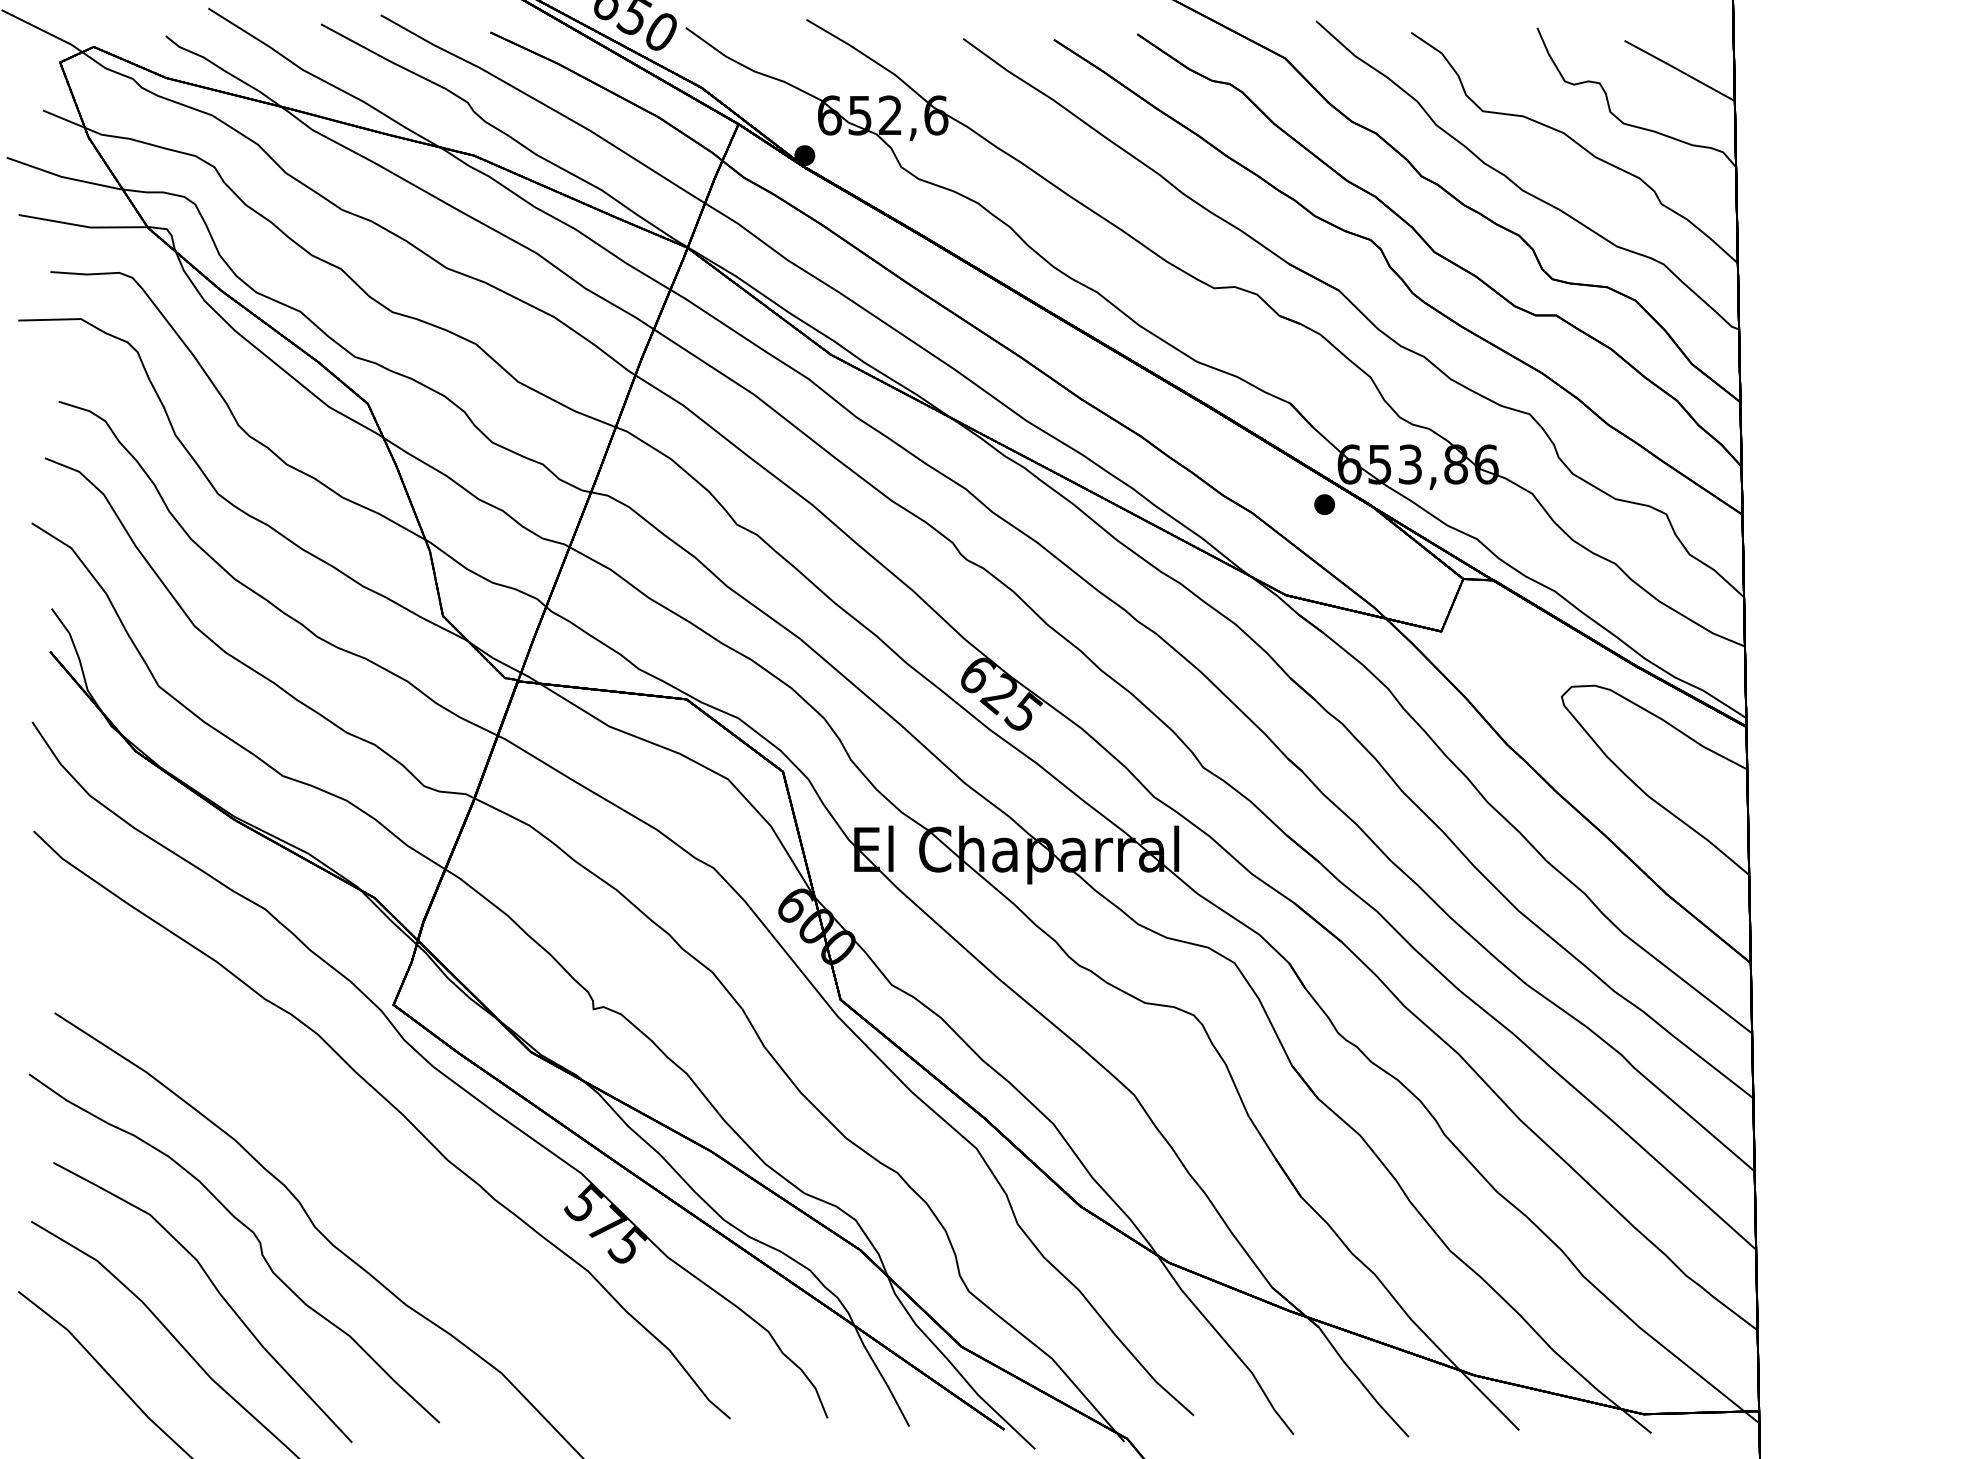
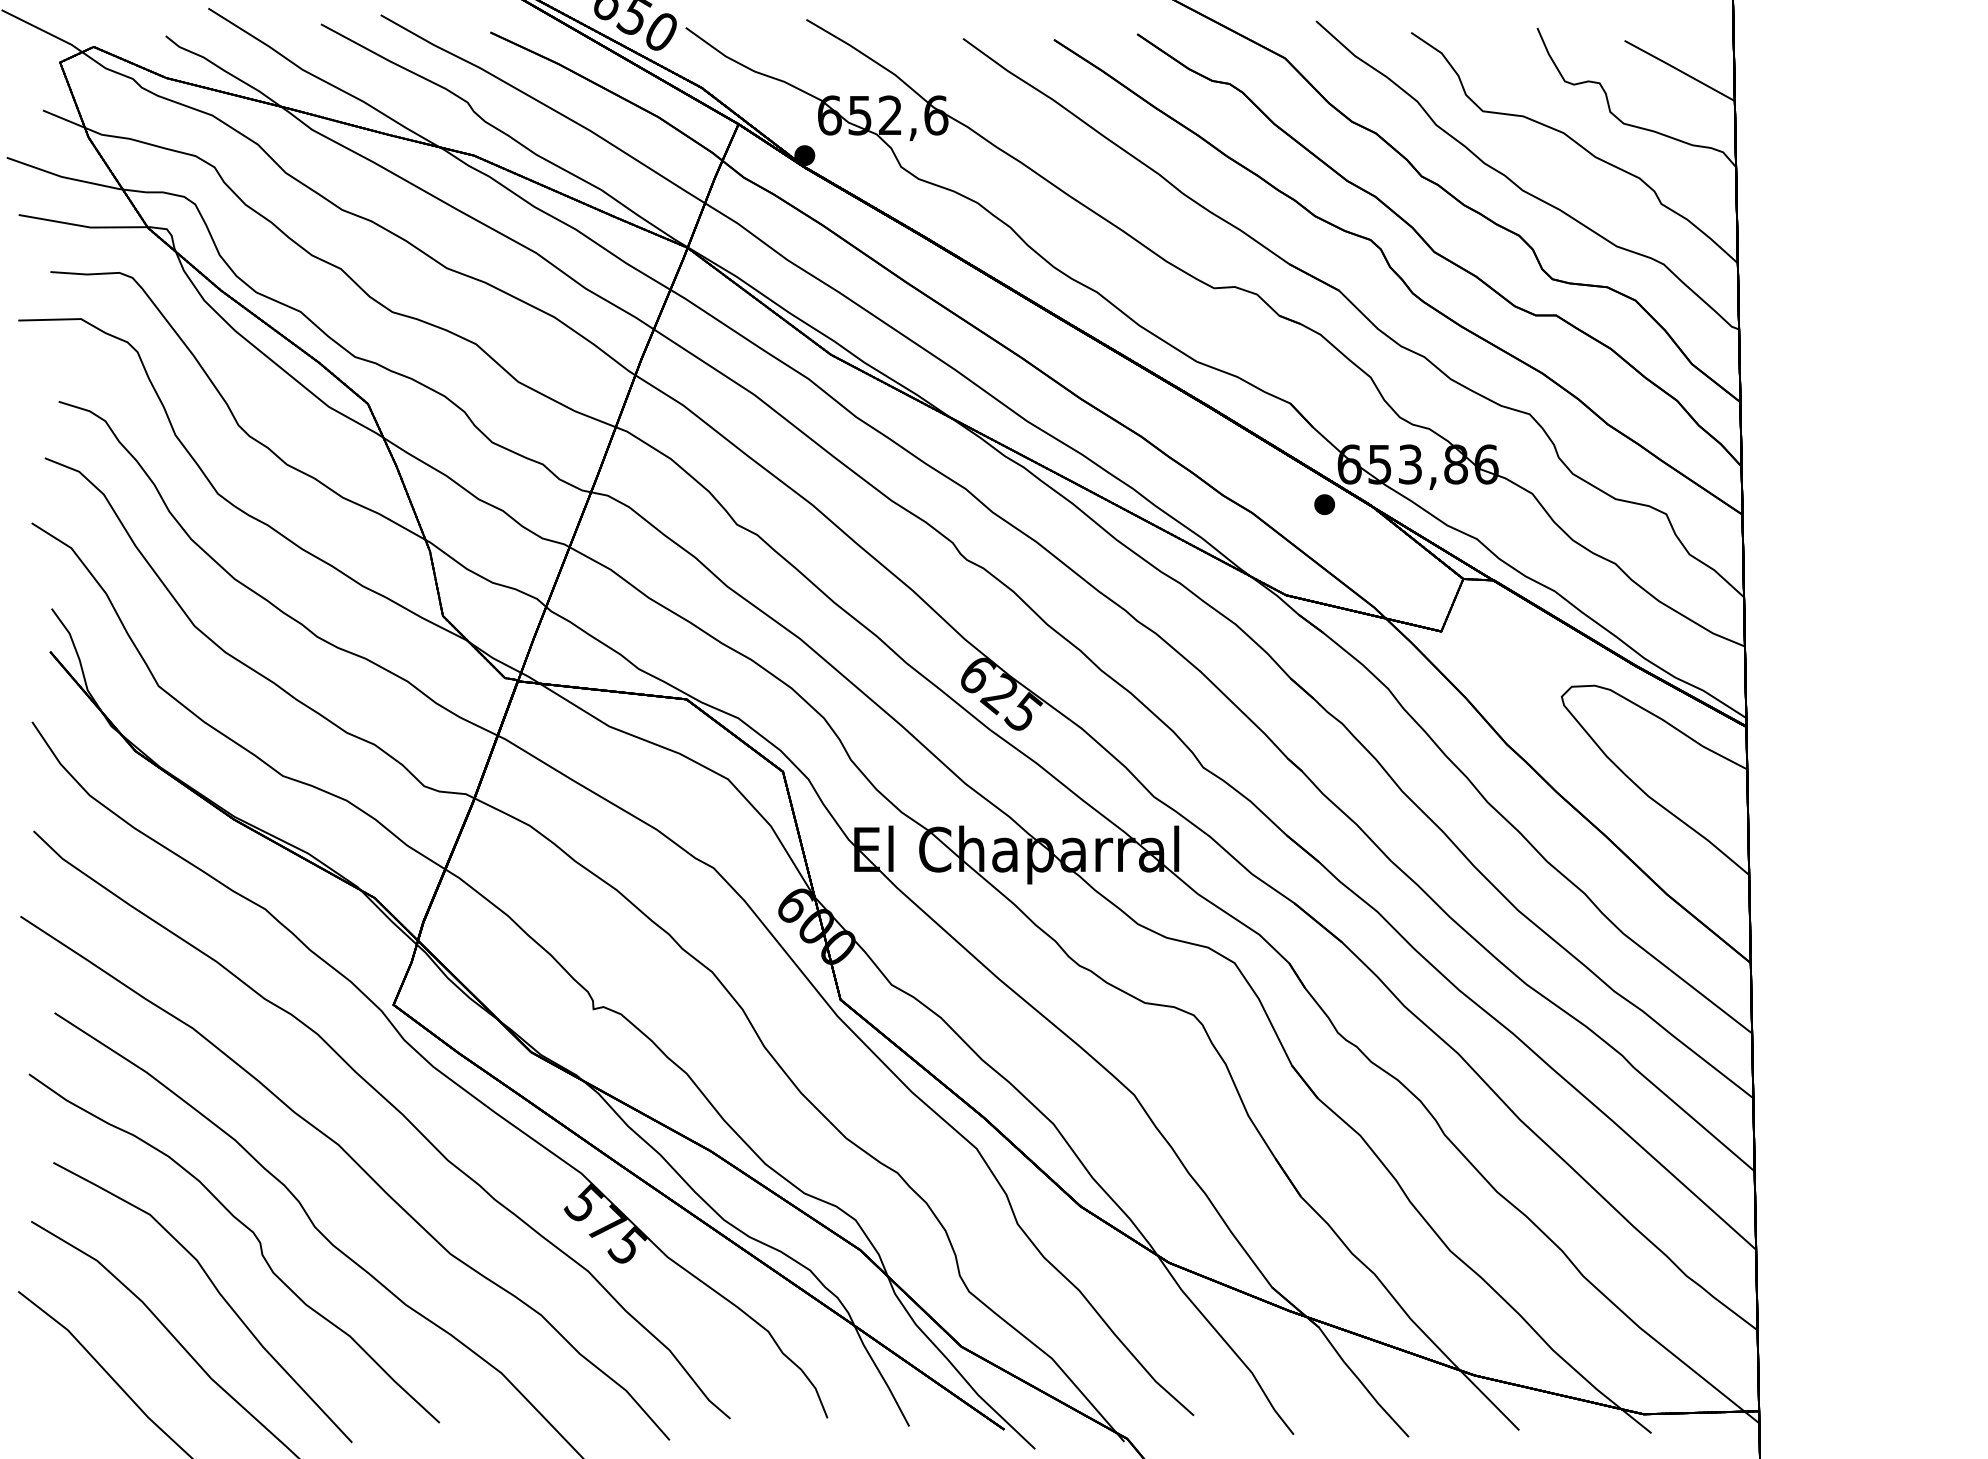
part: none -> present (357, 1165)
